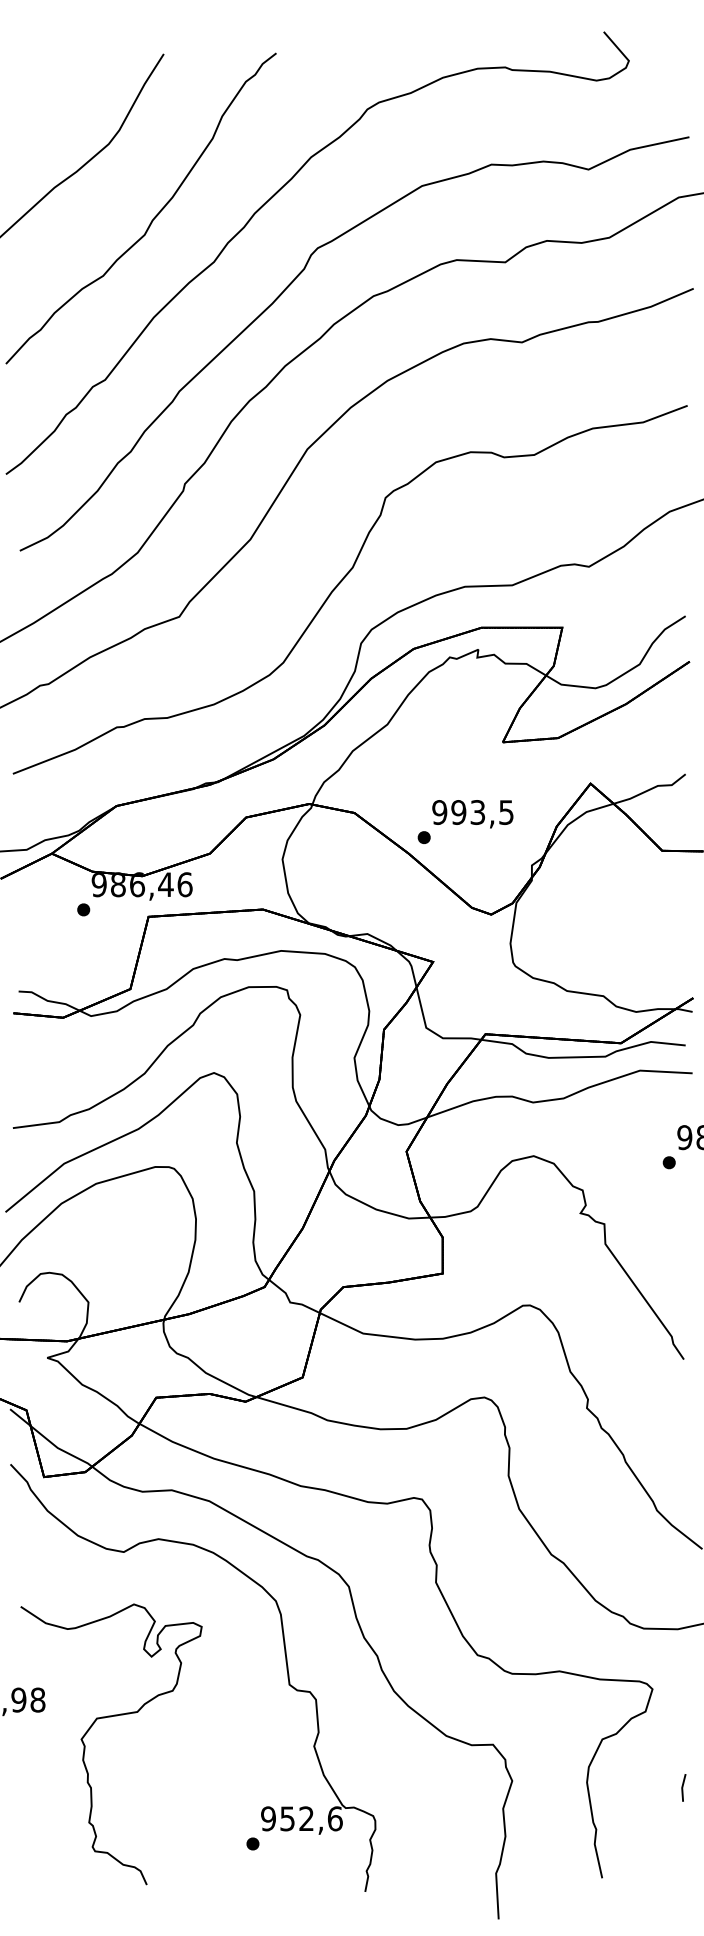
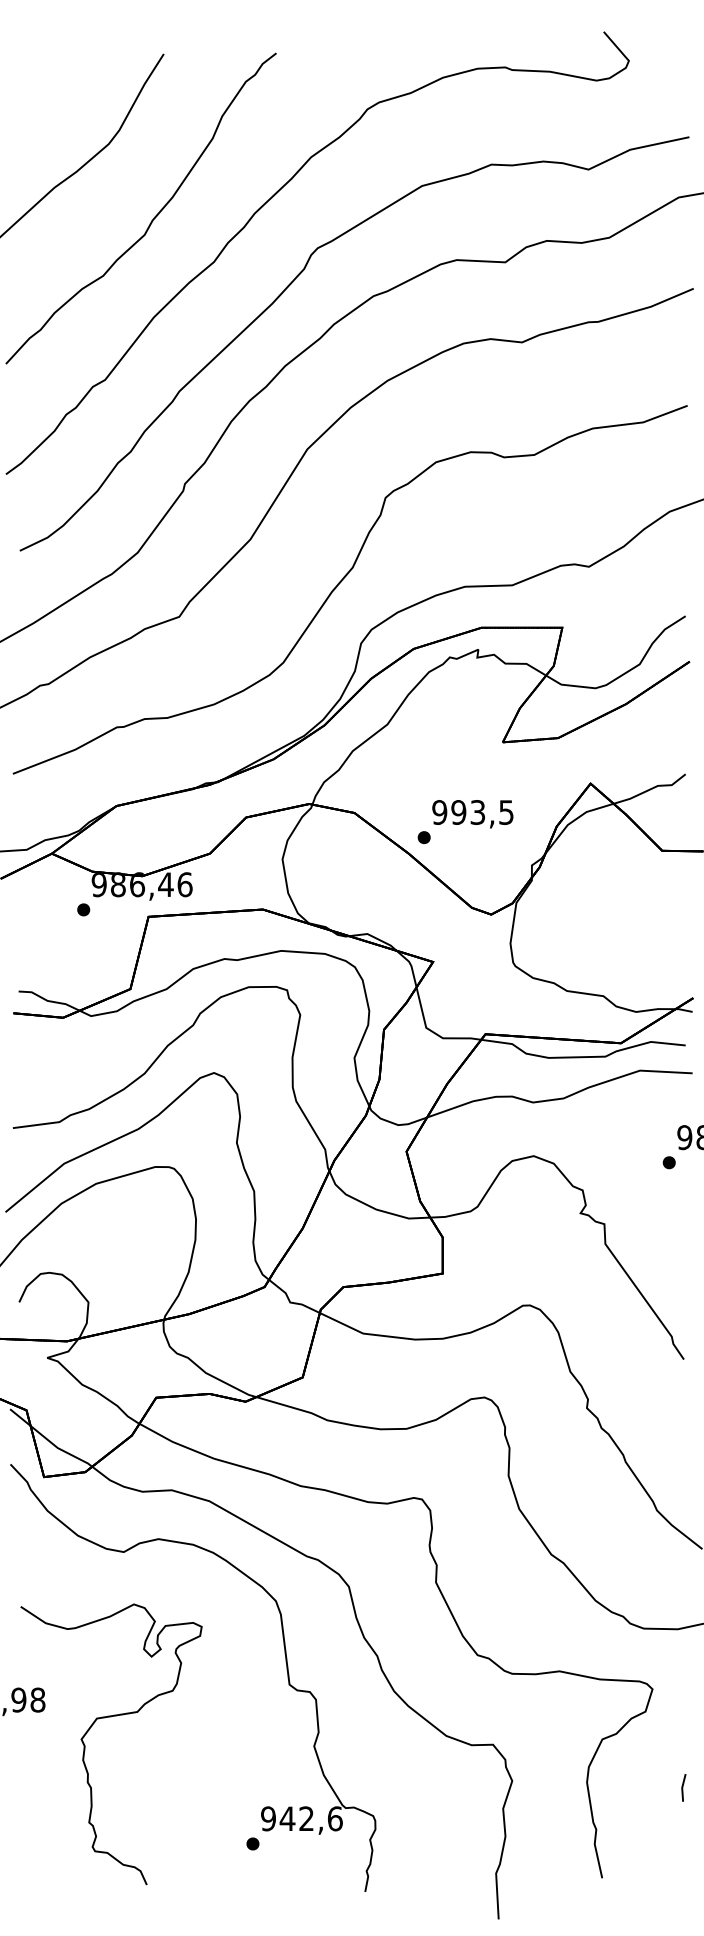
text: 952,6 -> 942,6 (287, 1818)
